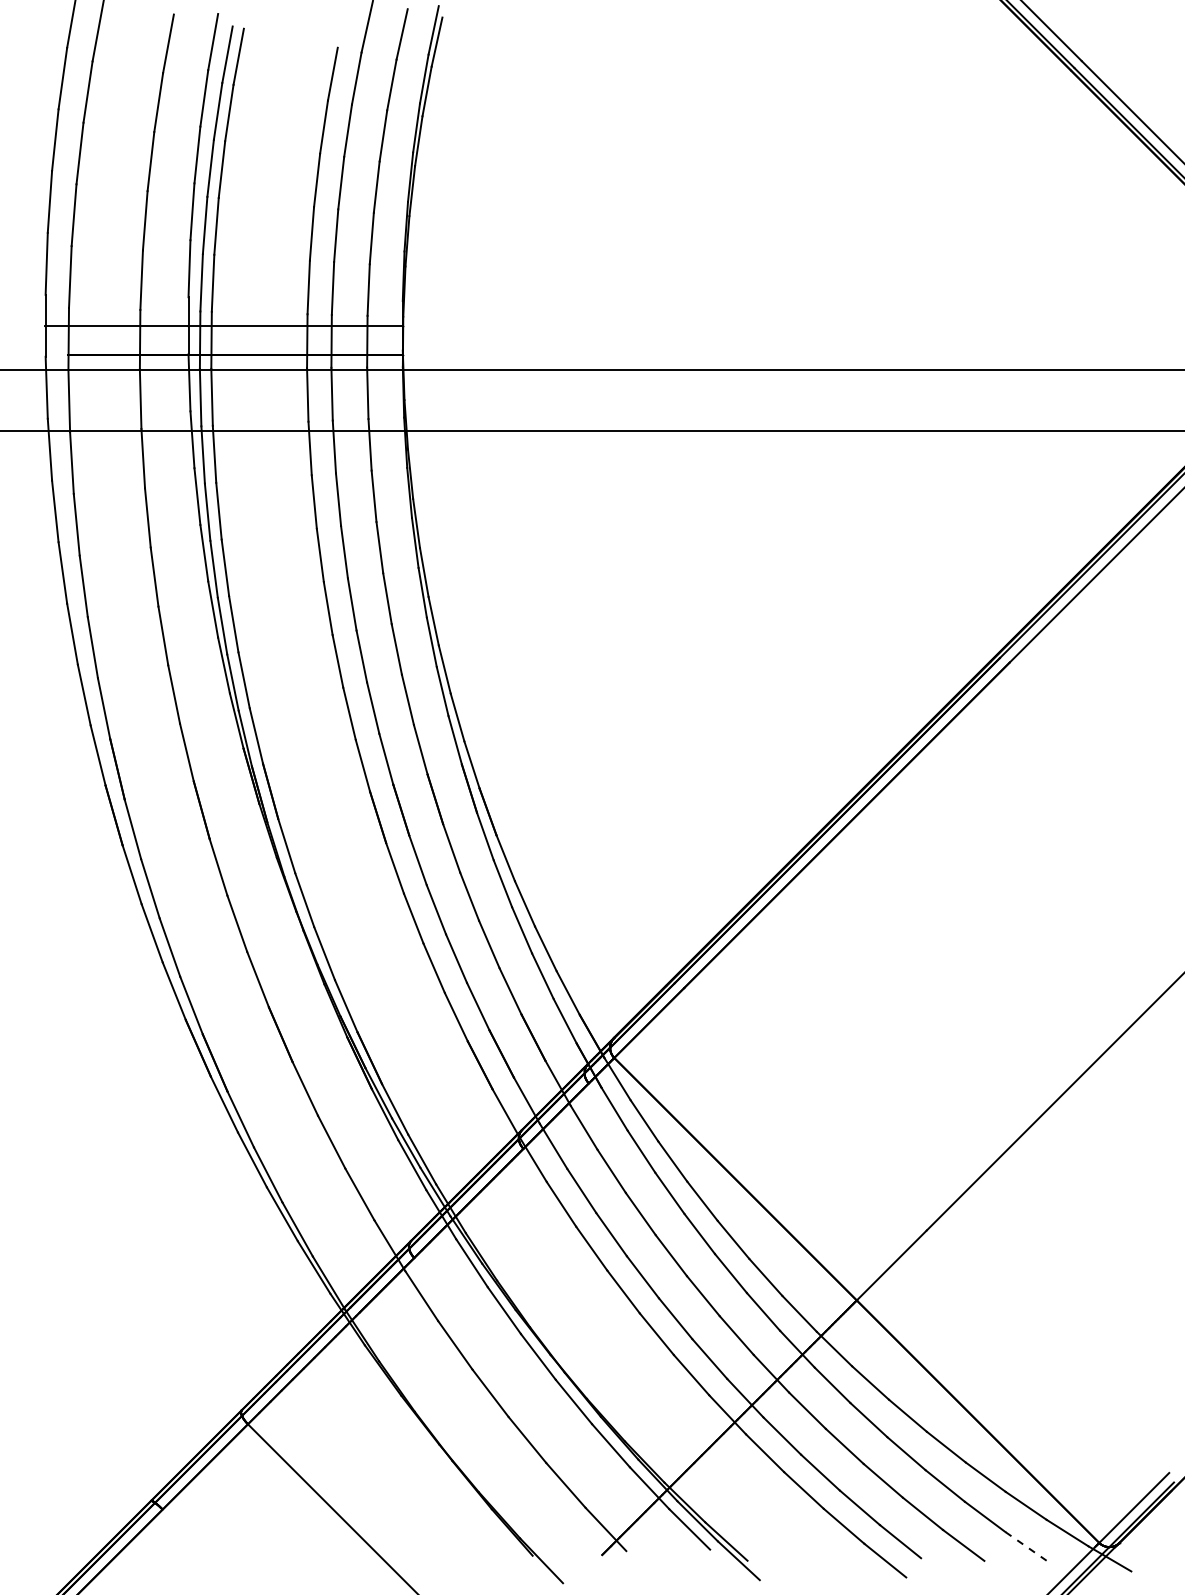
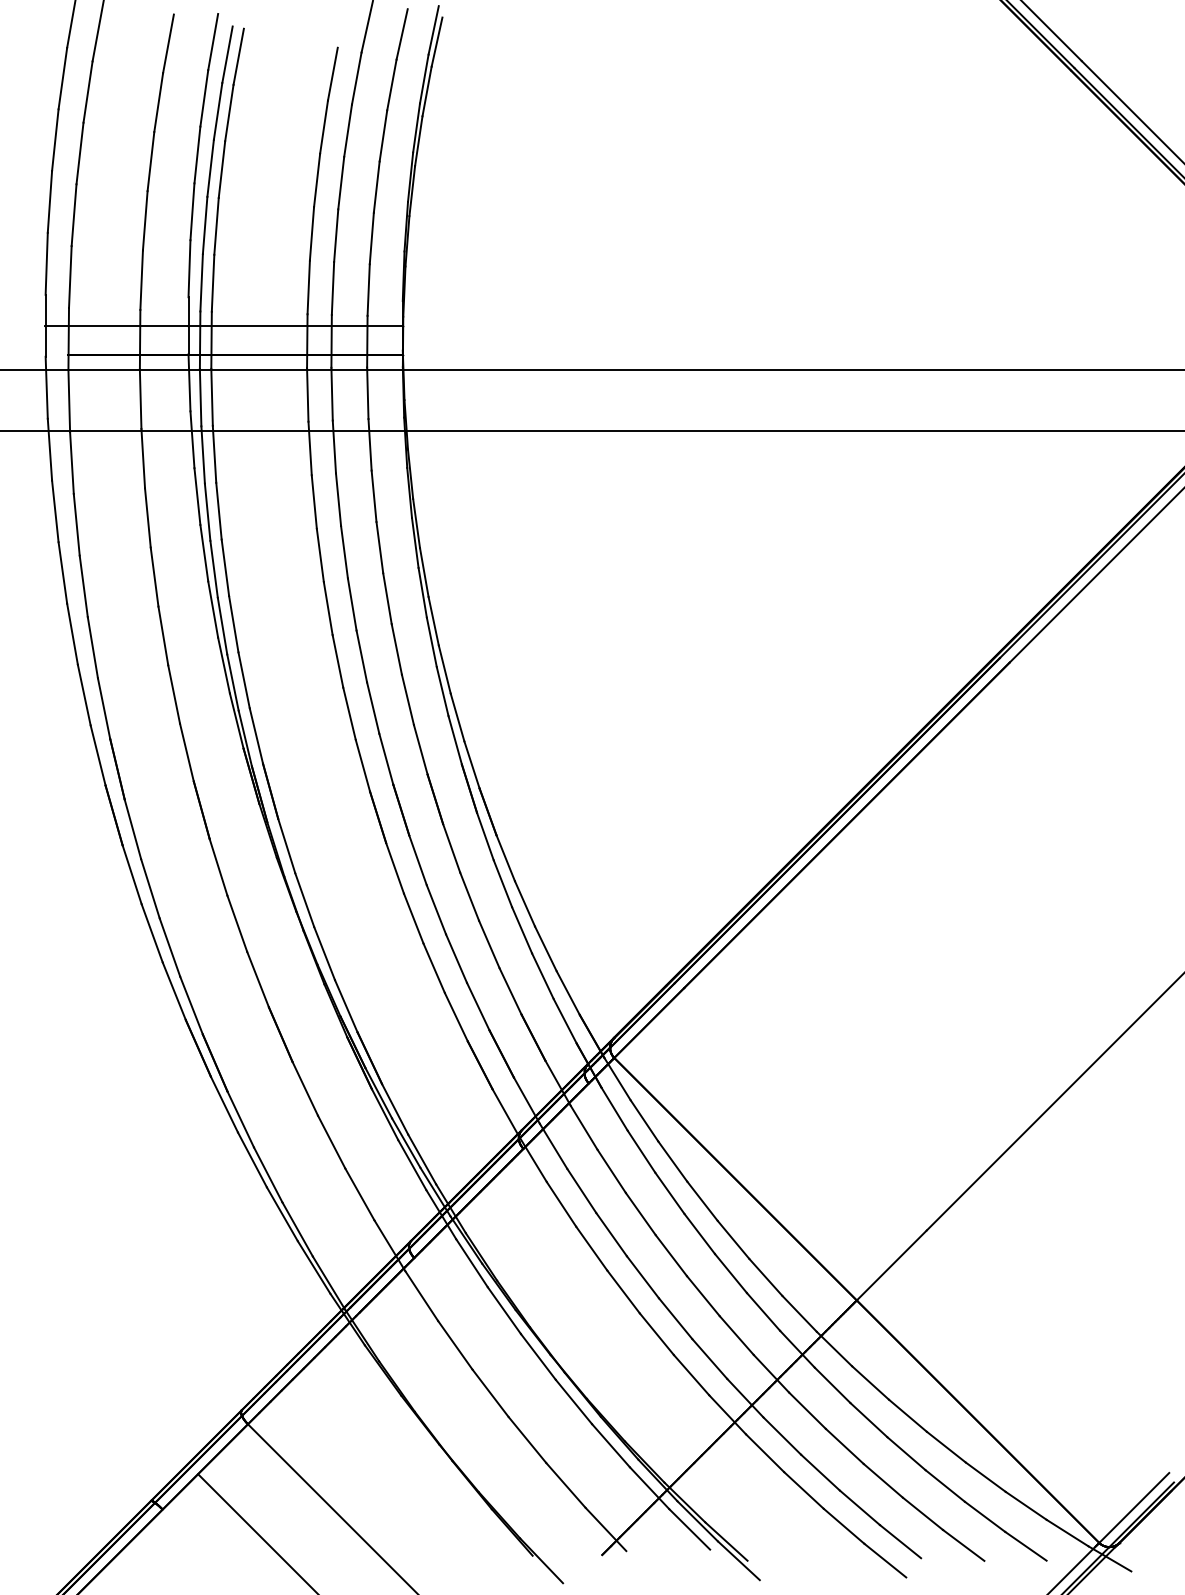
line: none -> present (256, 1532)
line: dashed -> solid (1025, 1546)
